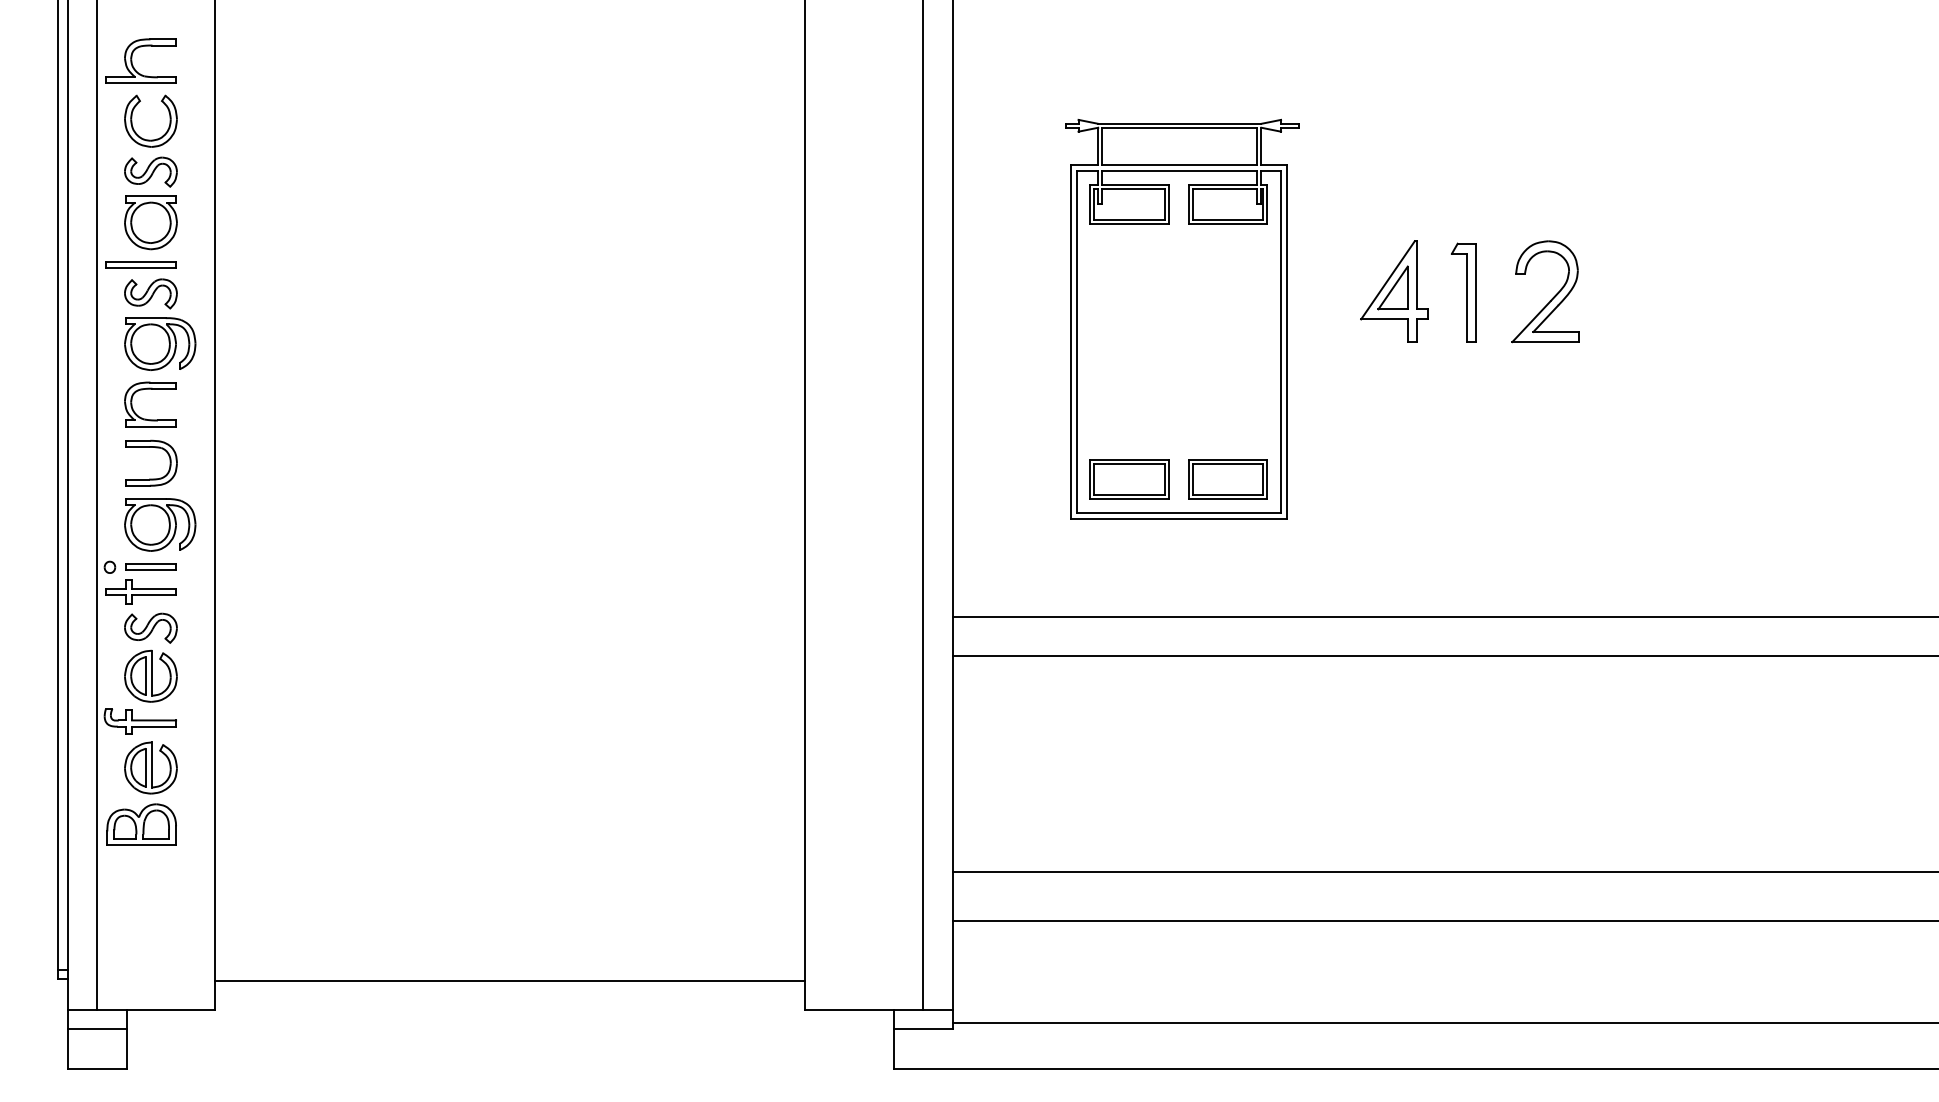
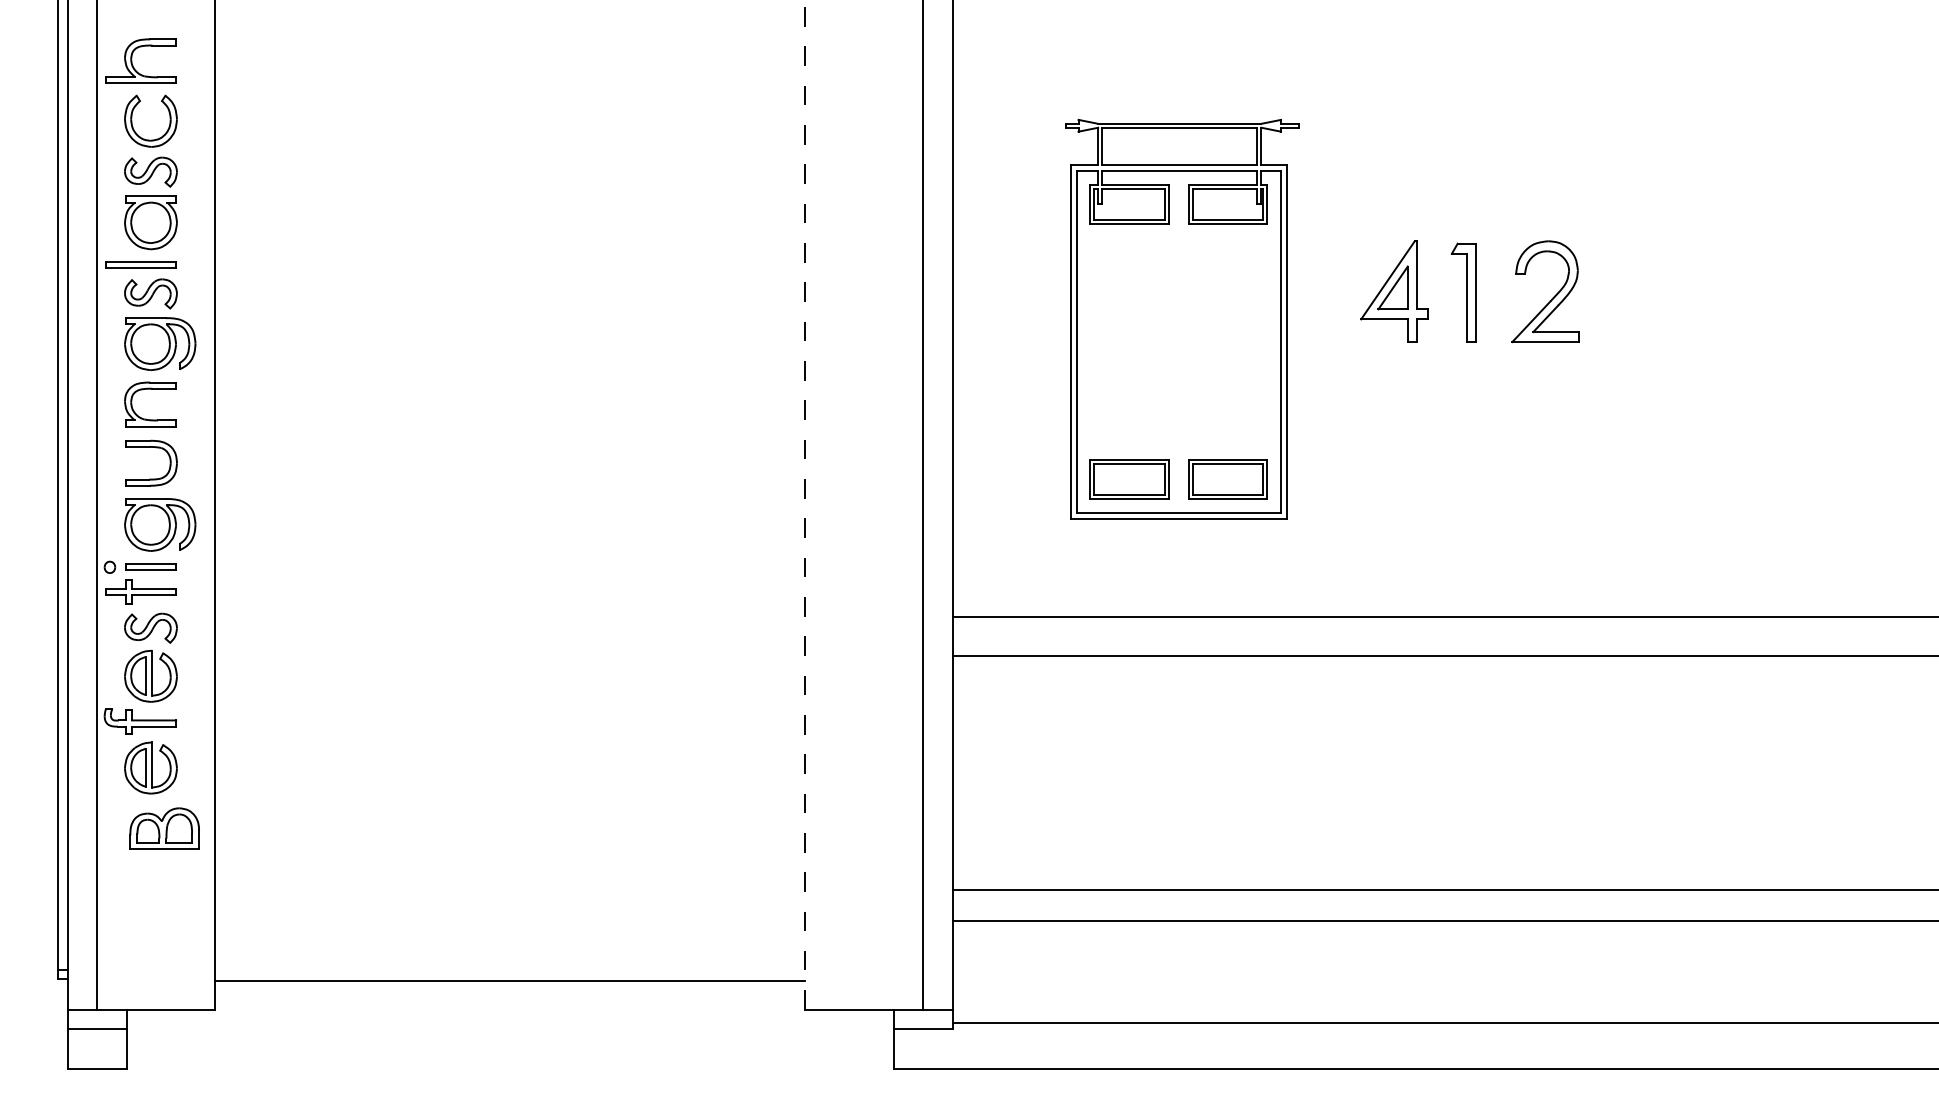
line: solid -> dashed (805, 504)
part position: (141, 824) -> (164, 828) (164, 828)
line position: (1443, 872) -> (1443, 890) (1443, 890)
